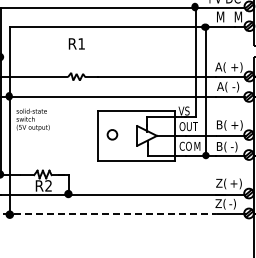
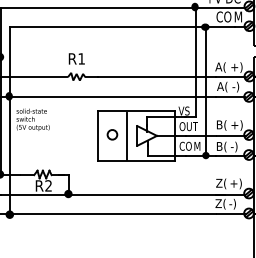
text: M -> CO (223, 16)
text position: (76, 43) -> (76, 58) (76, 58)
line: none -> present (127, 136)
line: dashed -> solid (107, 214)
